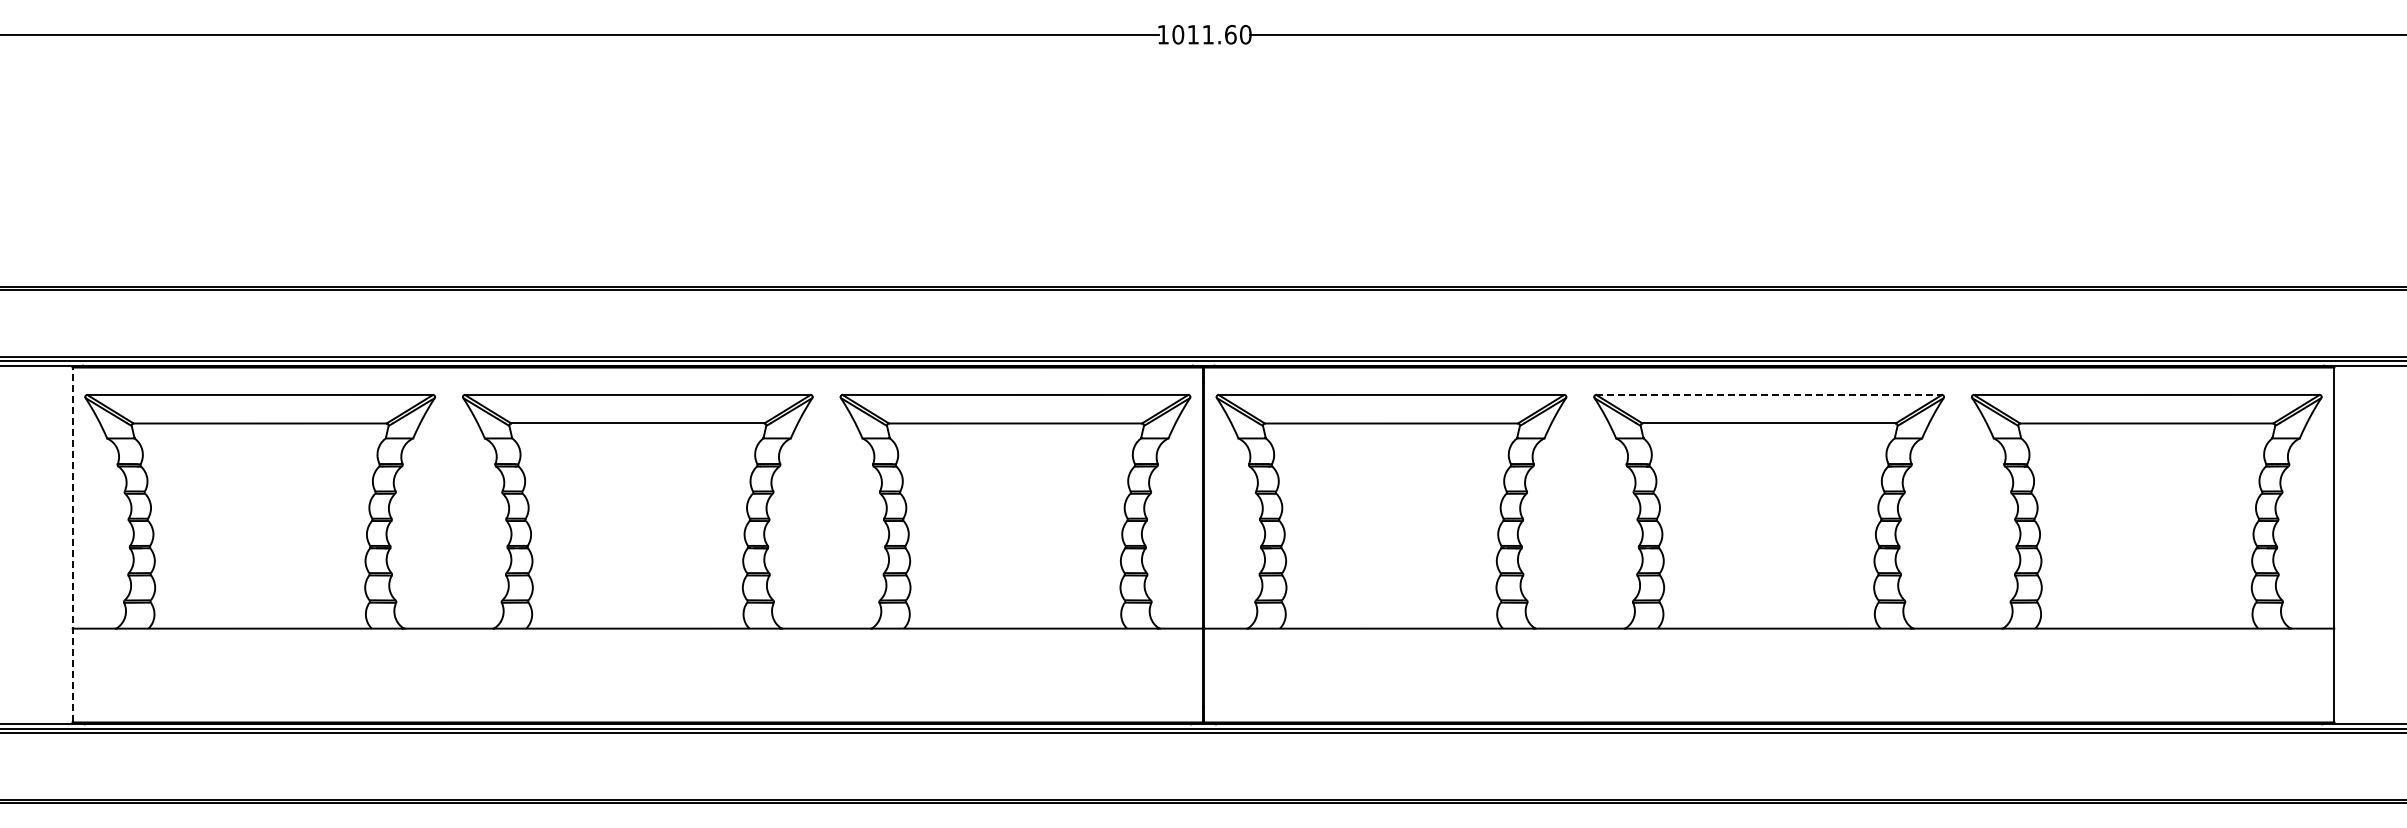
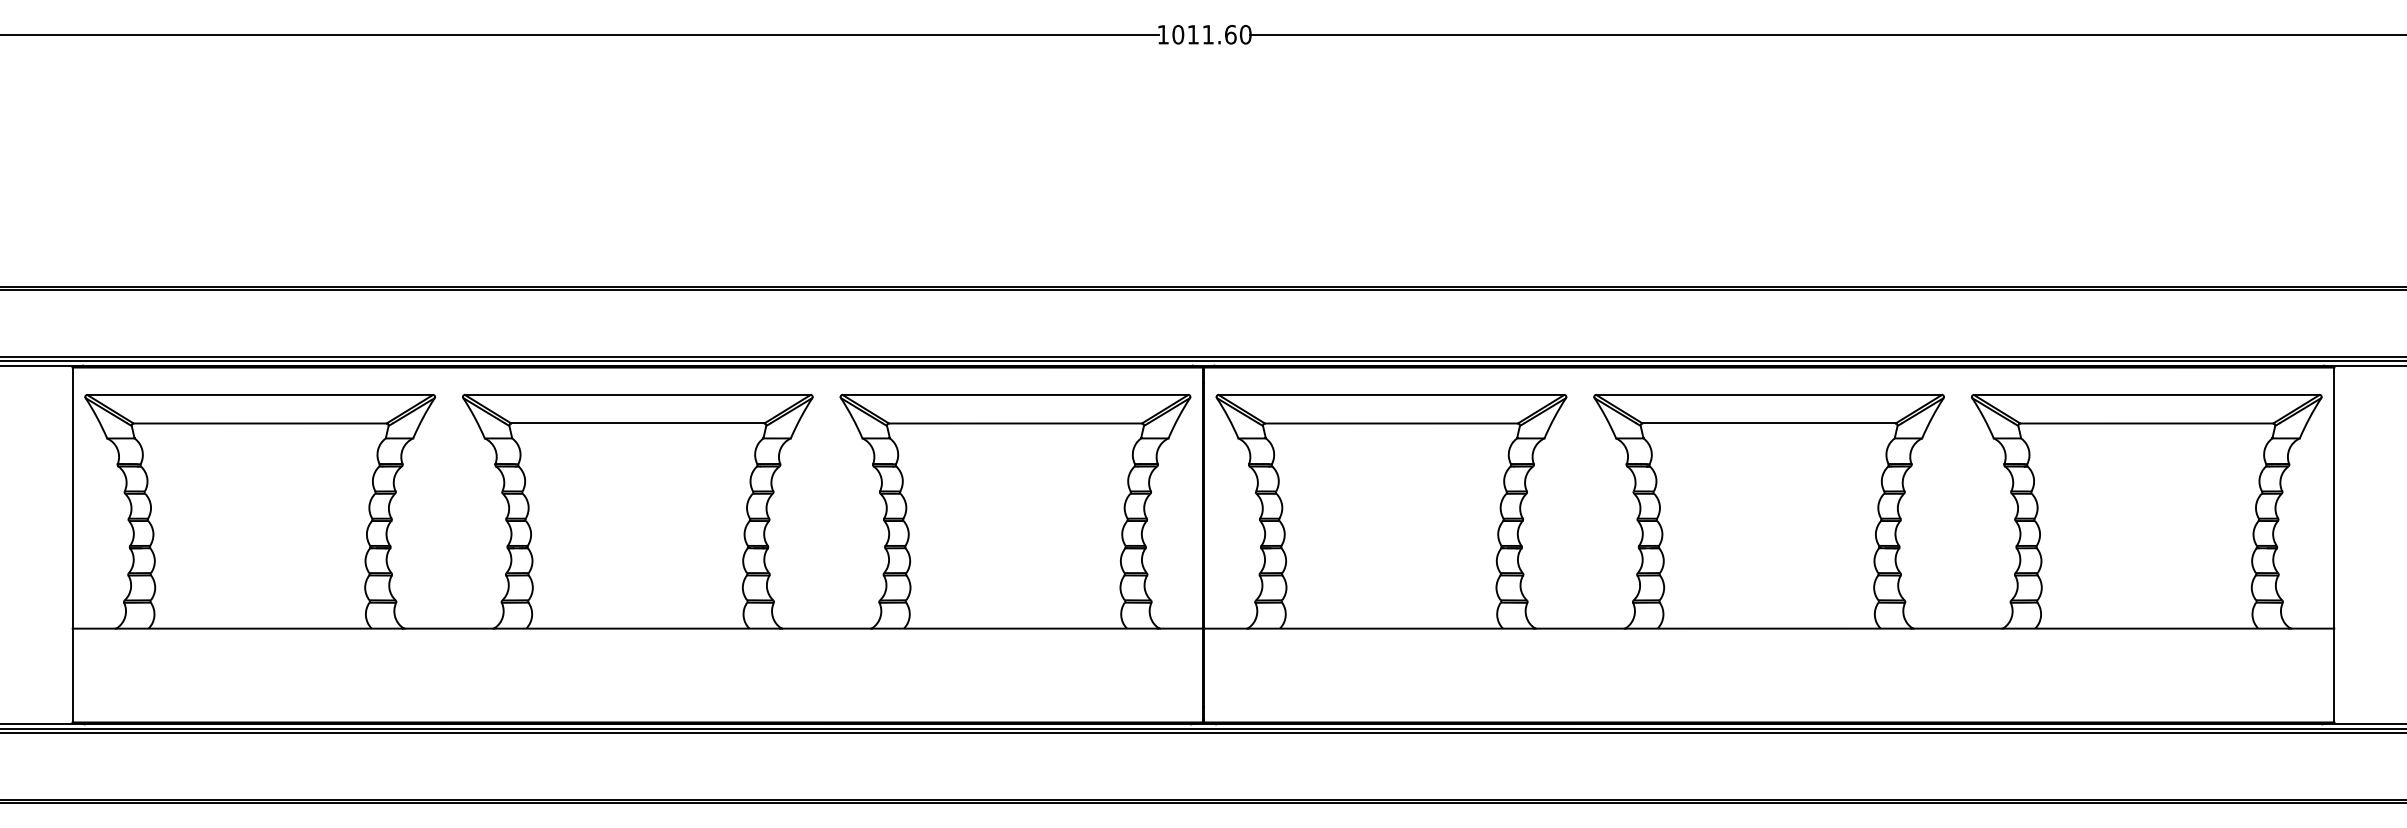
line: dashed -> solid (1769, 394)
line: dashed -> solid (72, 544)
